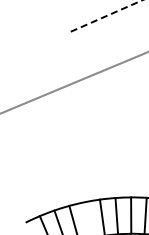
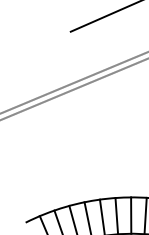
line: dashed -> solid (107, 15)
line: none -> present (73, 89)
line: none -> present (87, 216)
